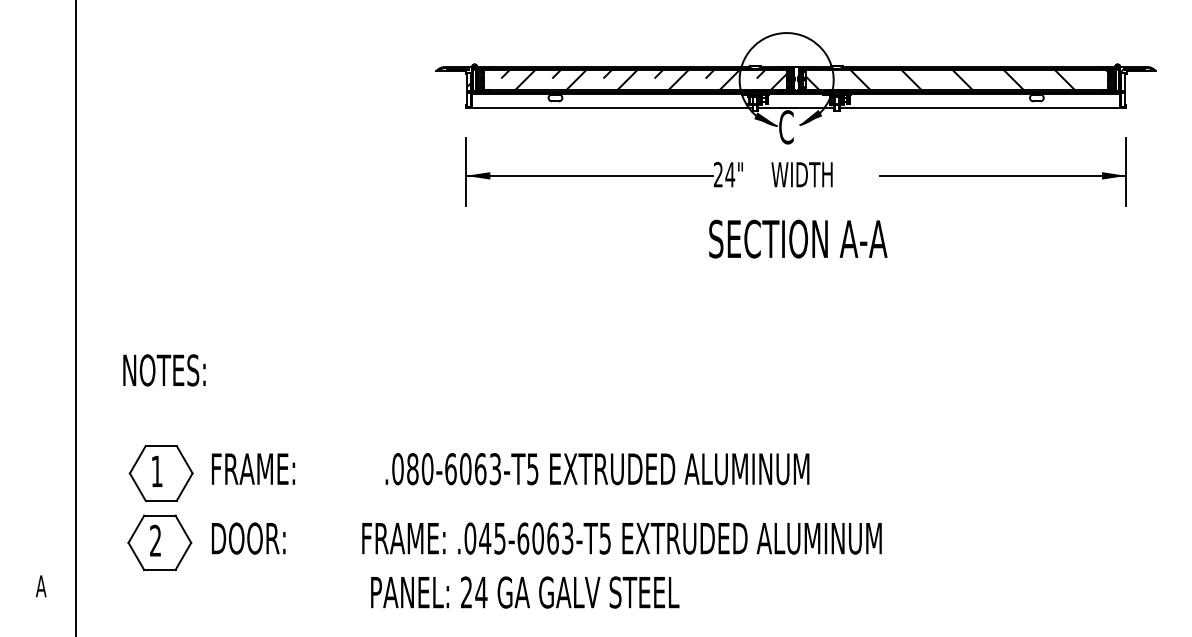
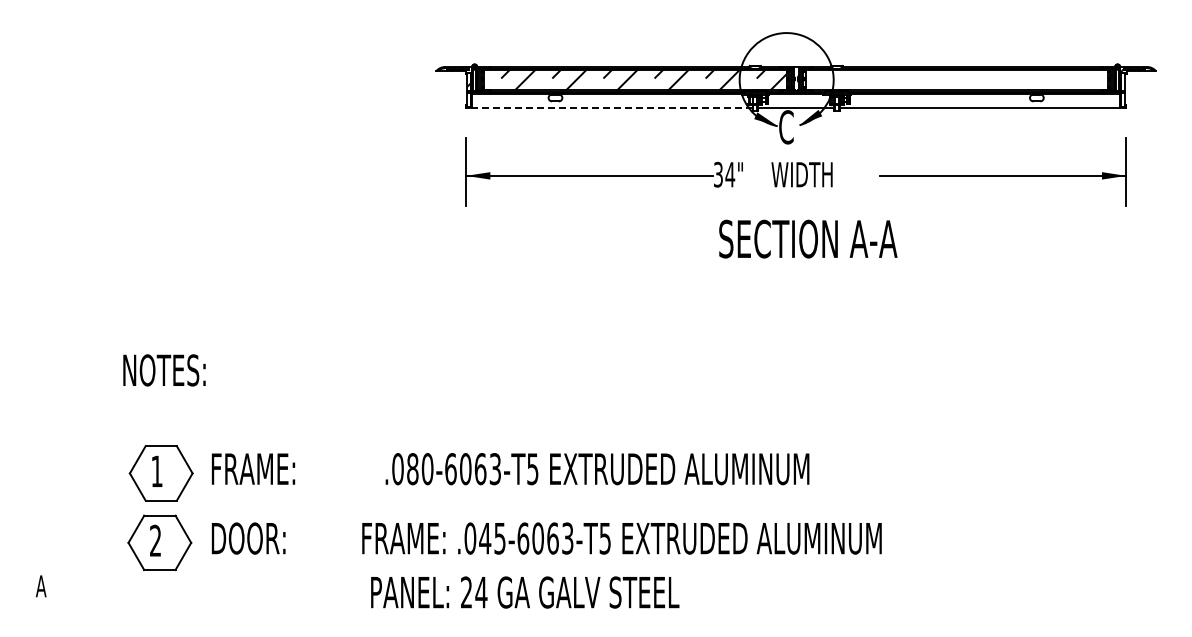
hatch: present -> none (956, 79)
line: solid -> dashed (611, 108)
text: 24" -> 34" (718, 174)
text position: (798, 238) -> (808, 238) (808, 238)
line: present -> none (76, 317)
